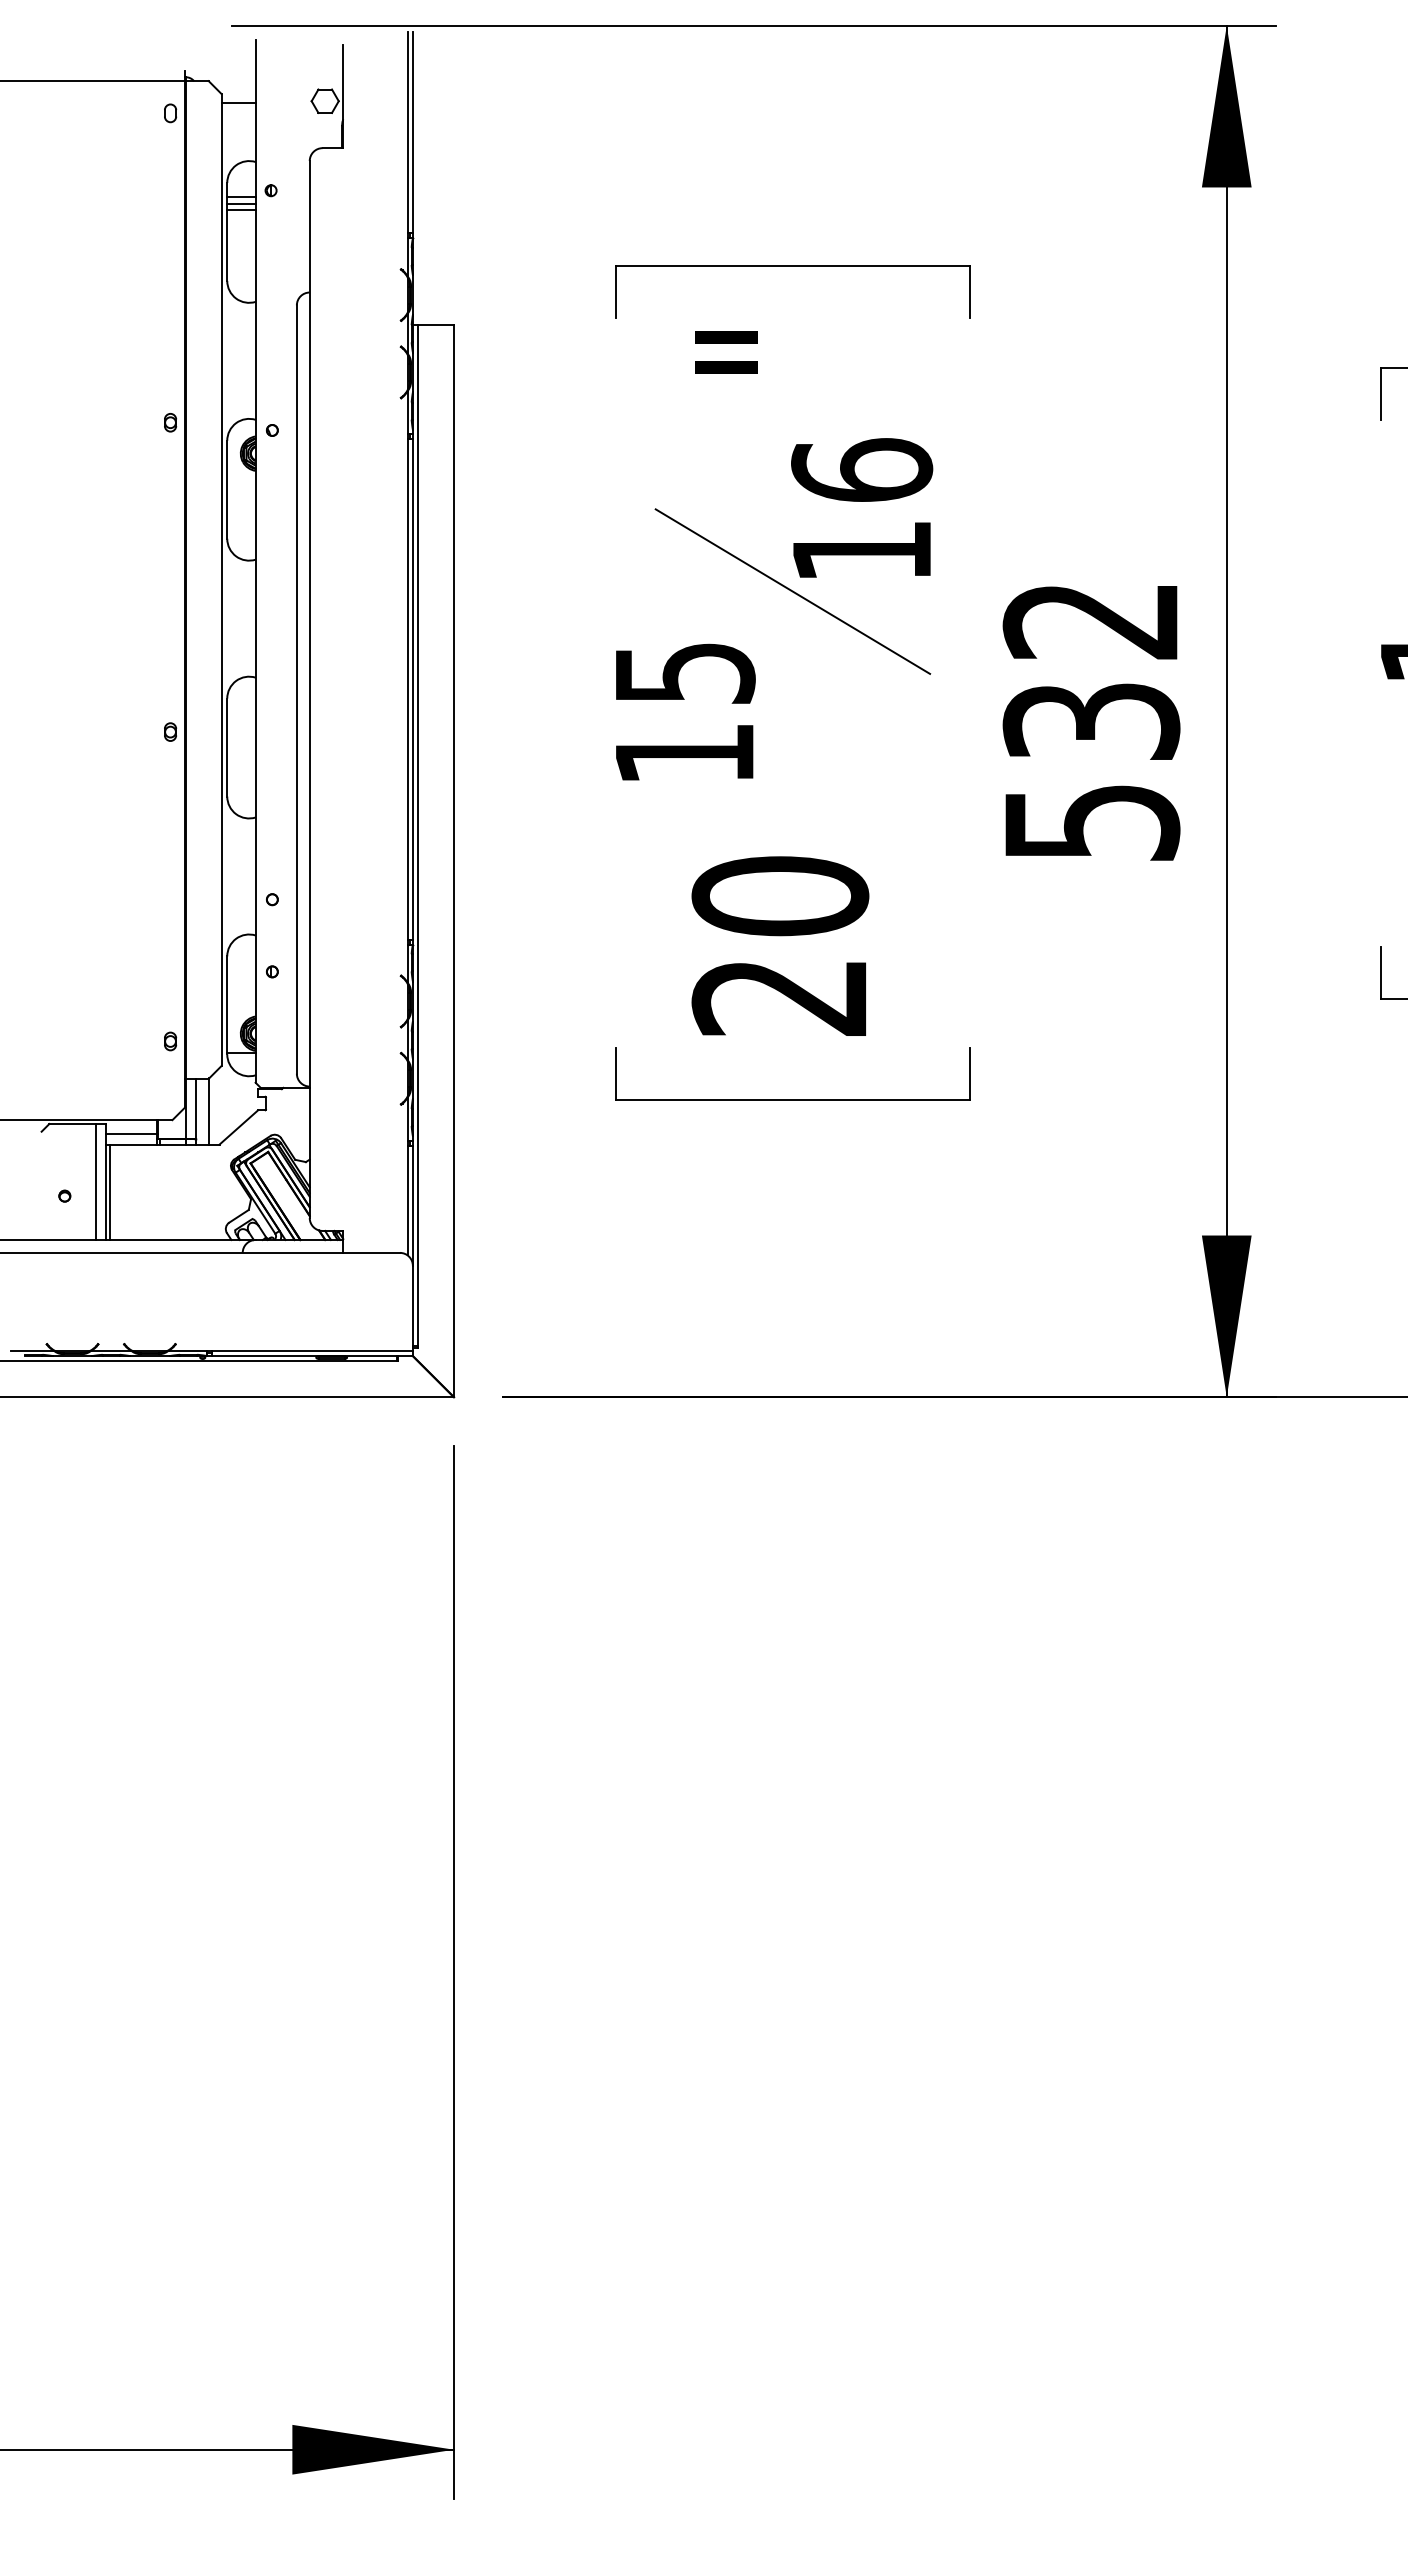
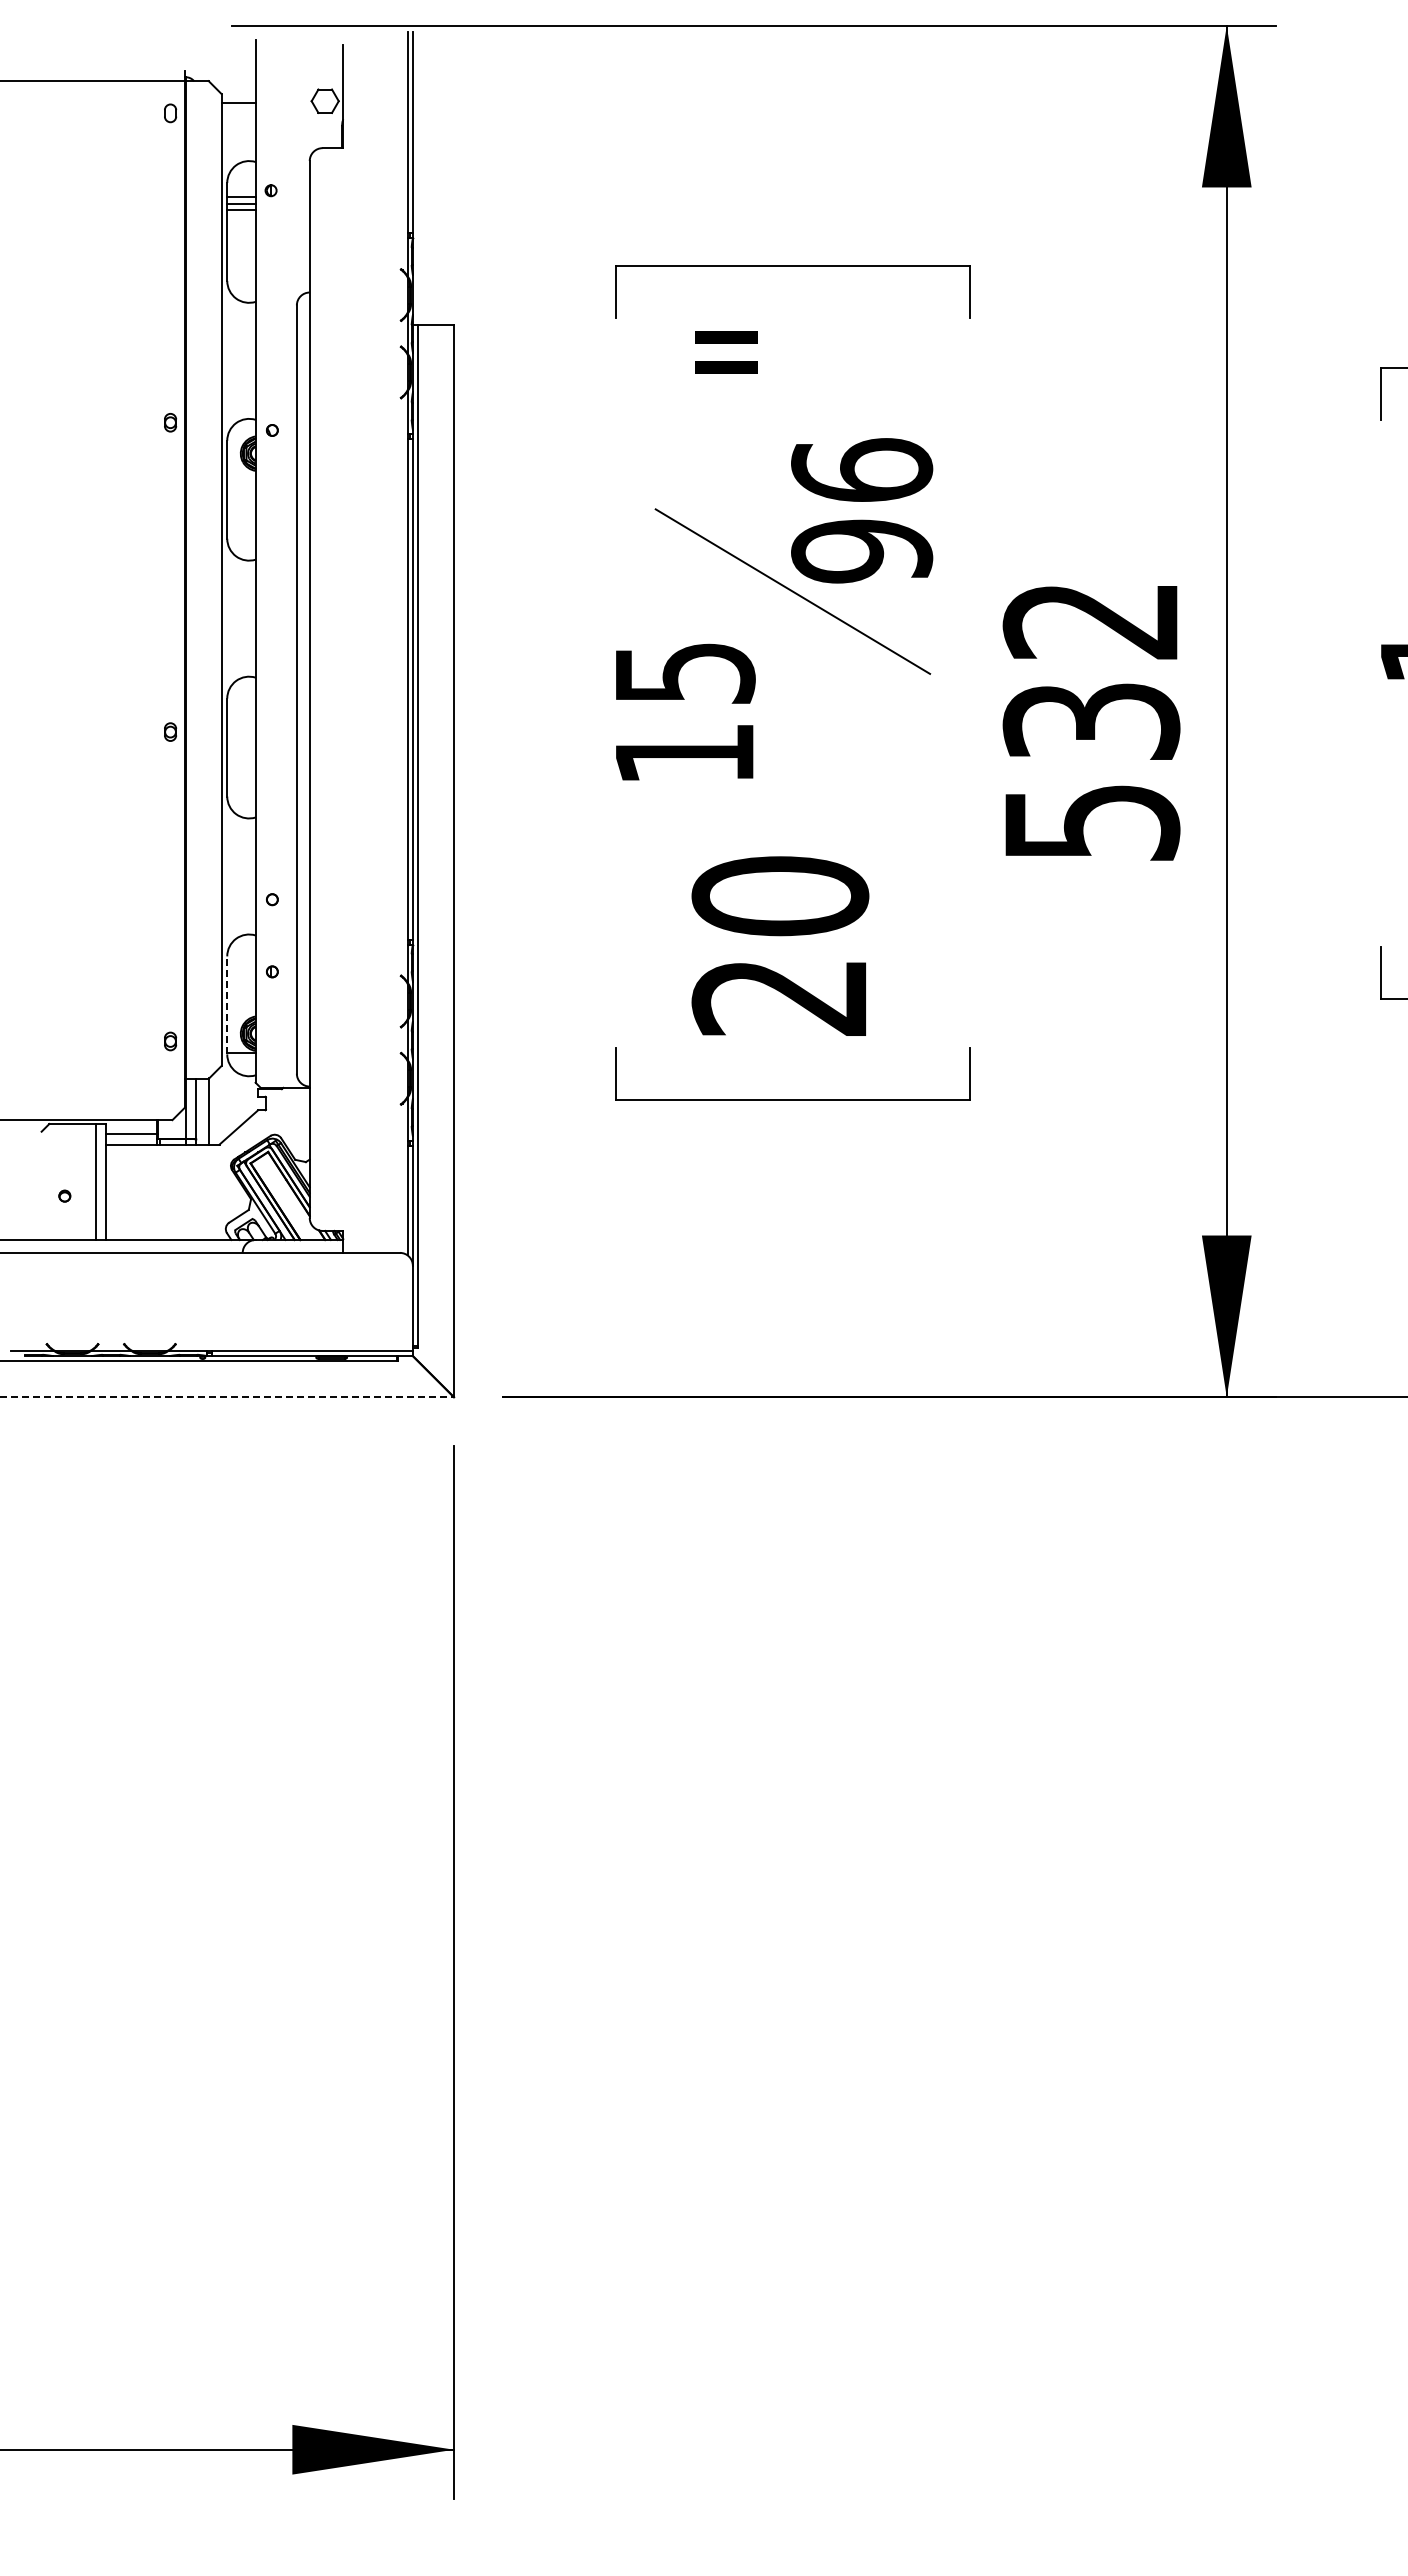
text: 16 -> 96 (862, 551)
line: solid -> dashed (227, 1005)
line: present -> none (109, 1192)
line: solid -> dashed (227, 1397)
